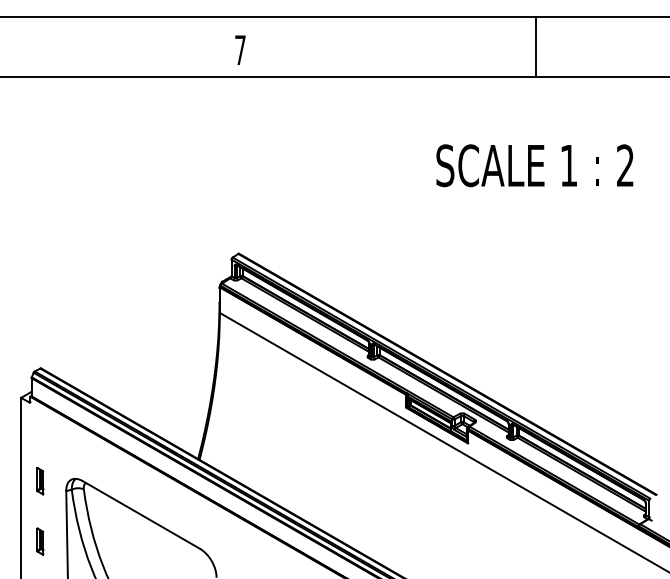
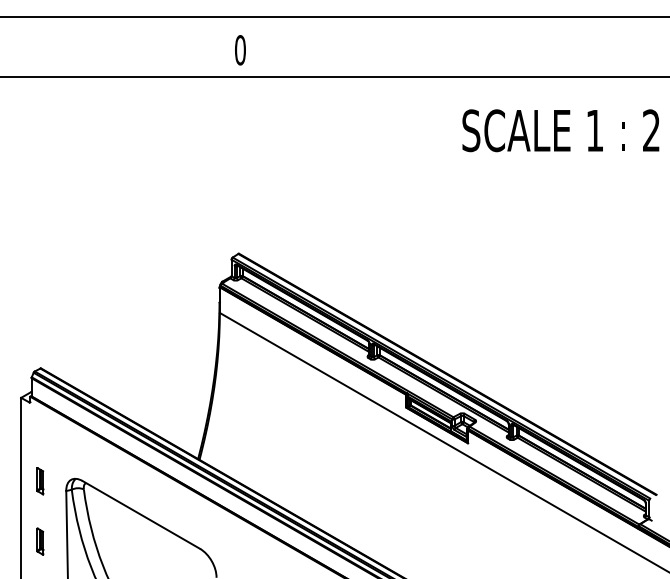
line: present -> none (536, 46)
text: 7 -> 0 (240, 50)
text position: (534, 165) -> (560, 130) (560, 130)
